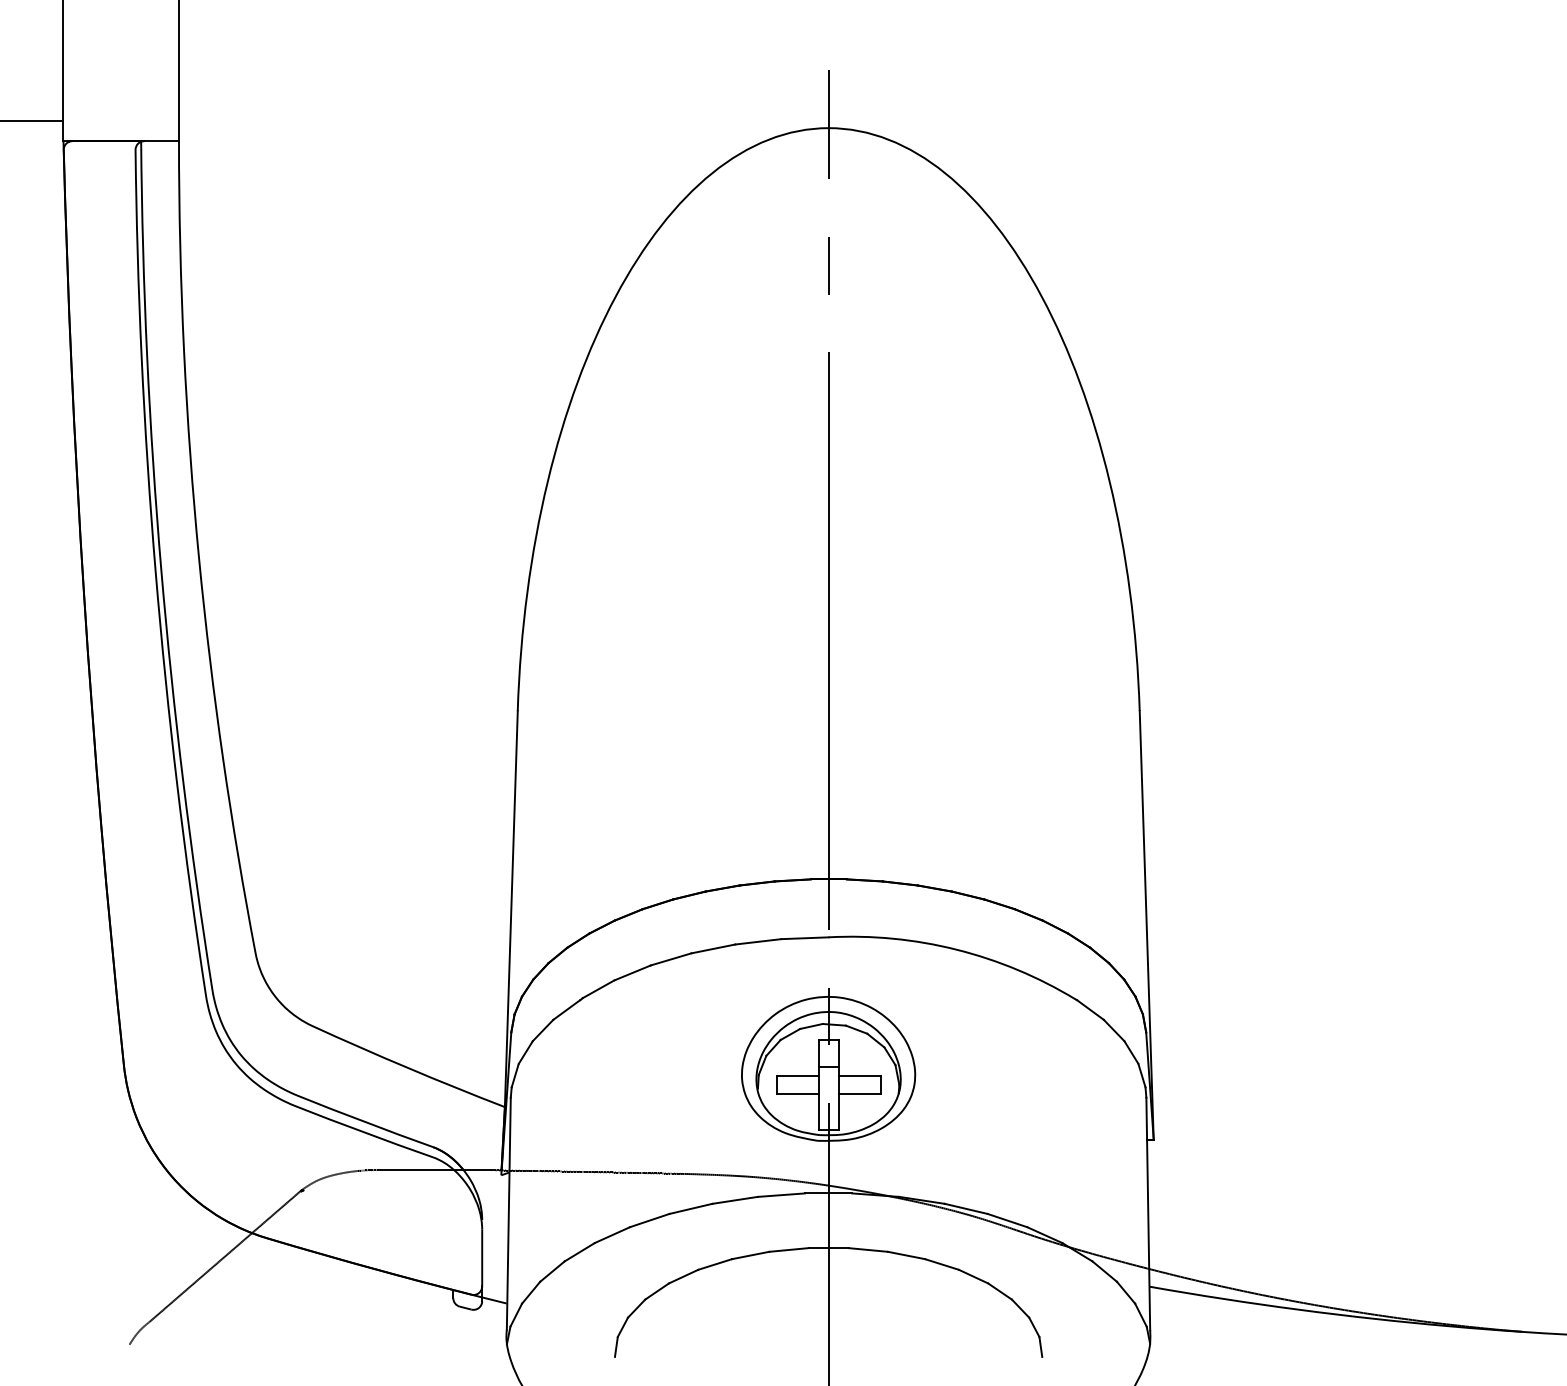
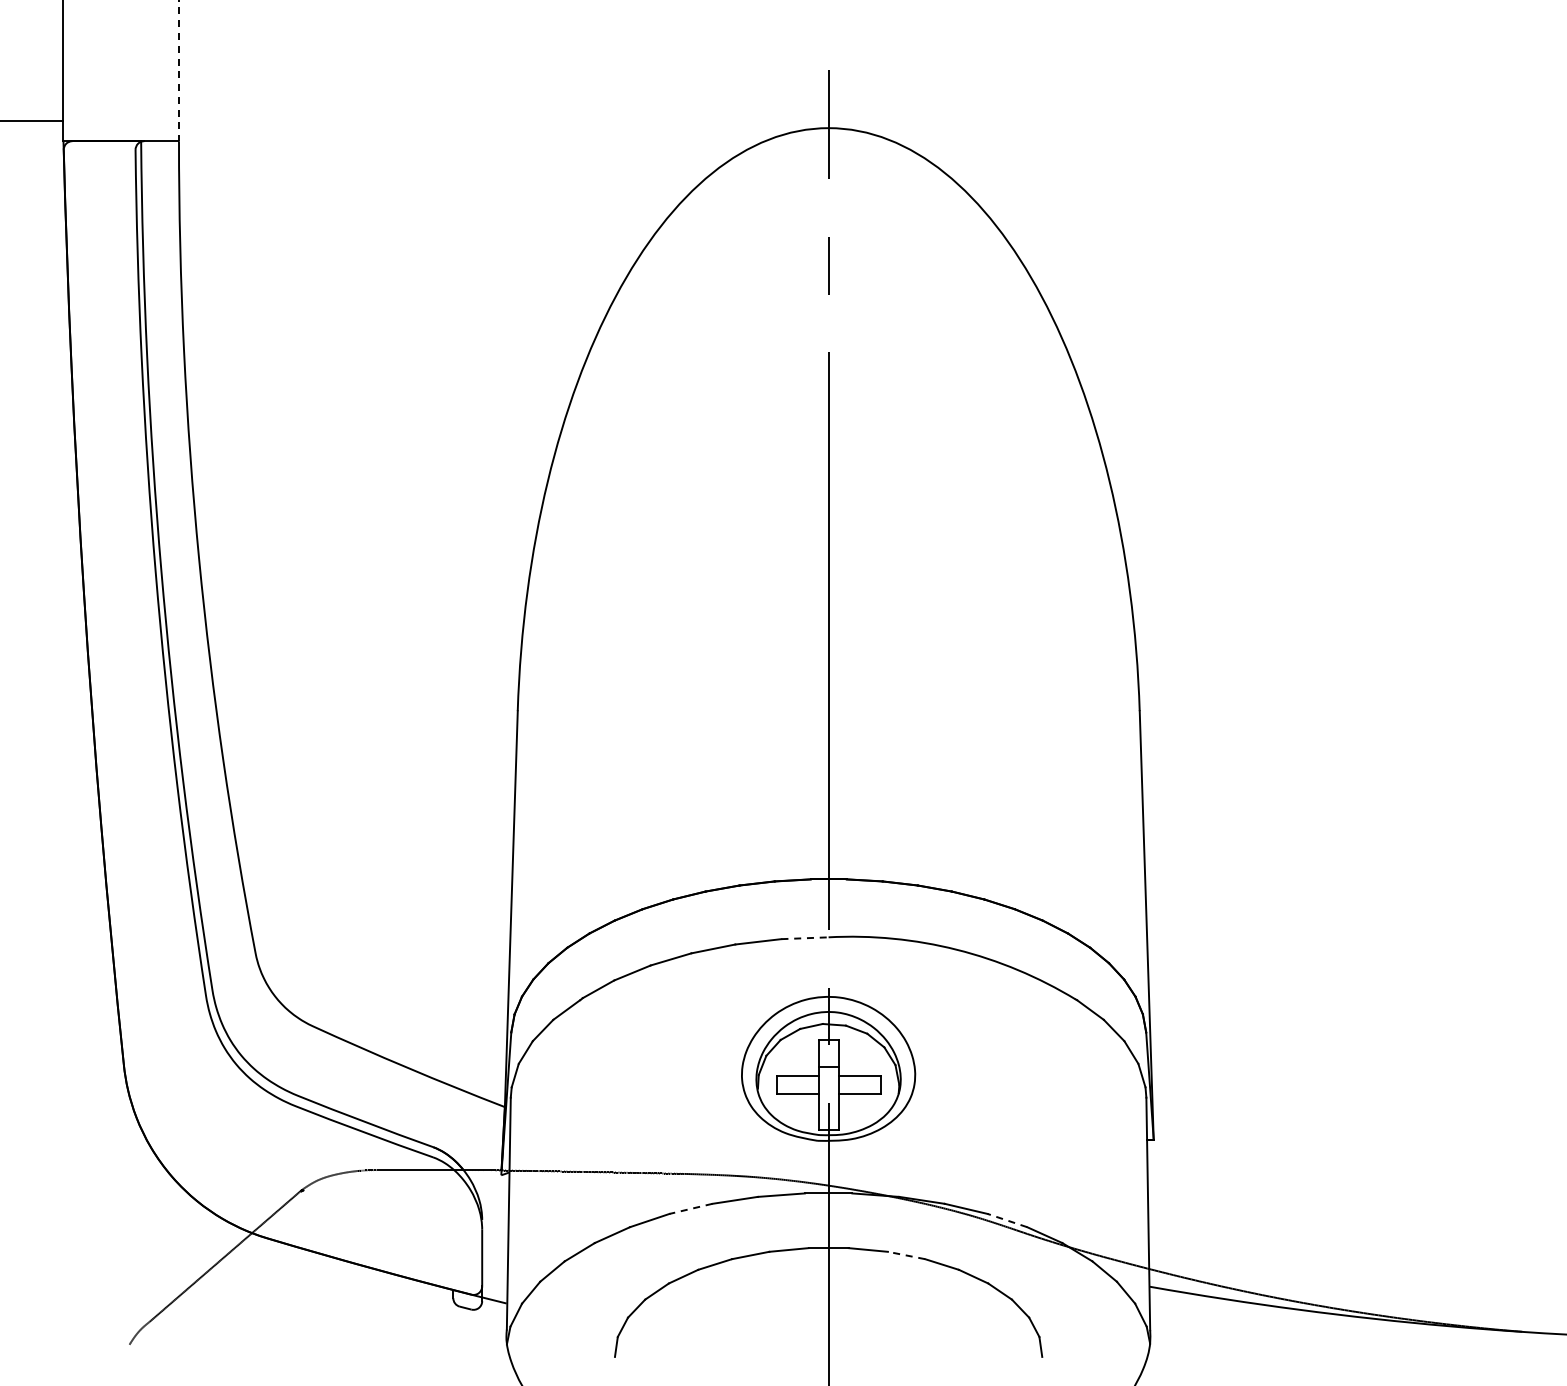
line: solid -> dashed (179, 71)
line: solid -> dashed (805, 938)
line: solid -> dashed (690, 1208)
line: solid -> dashed (1007, 1220)
line: solid -> dashed (906, 1255)
